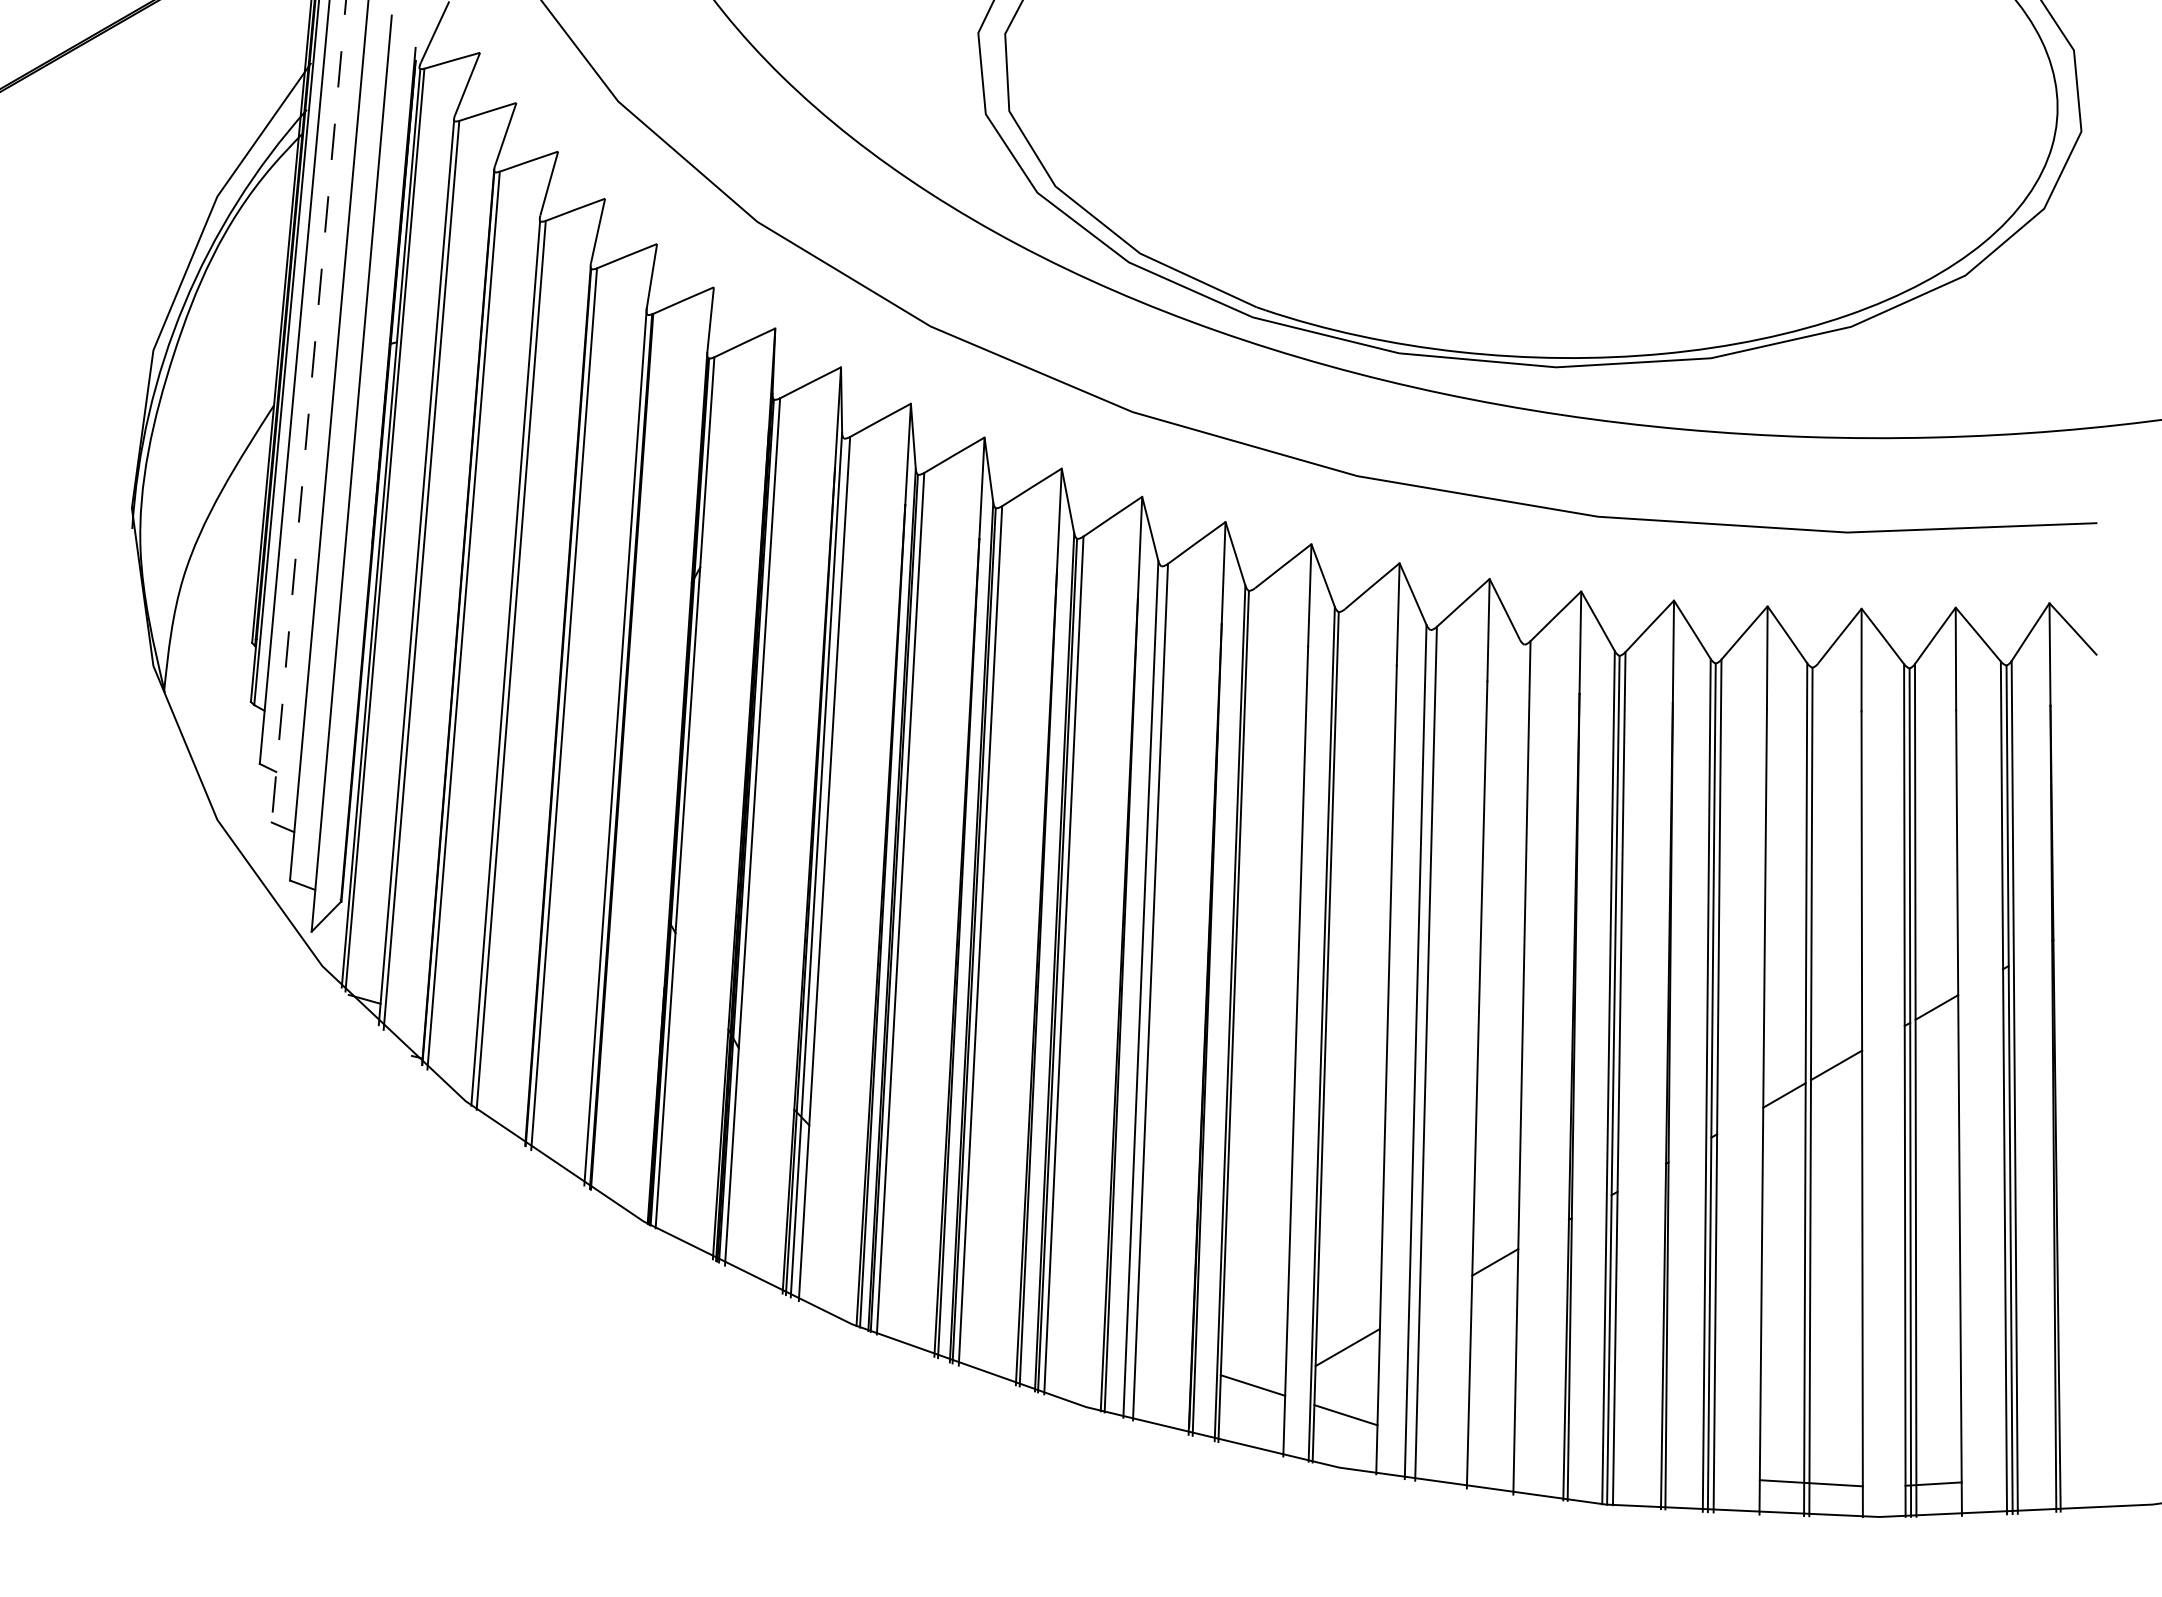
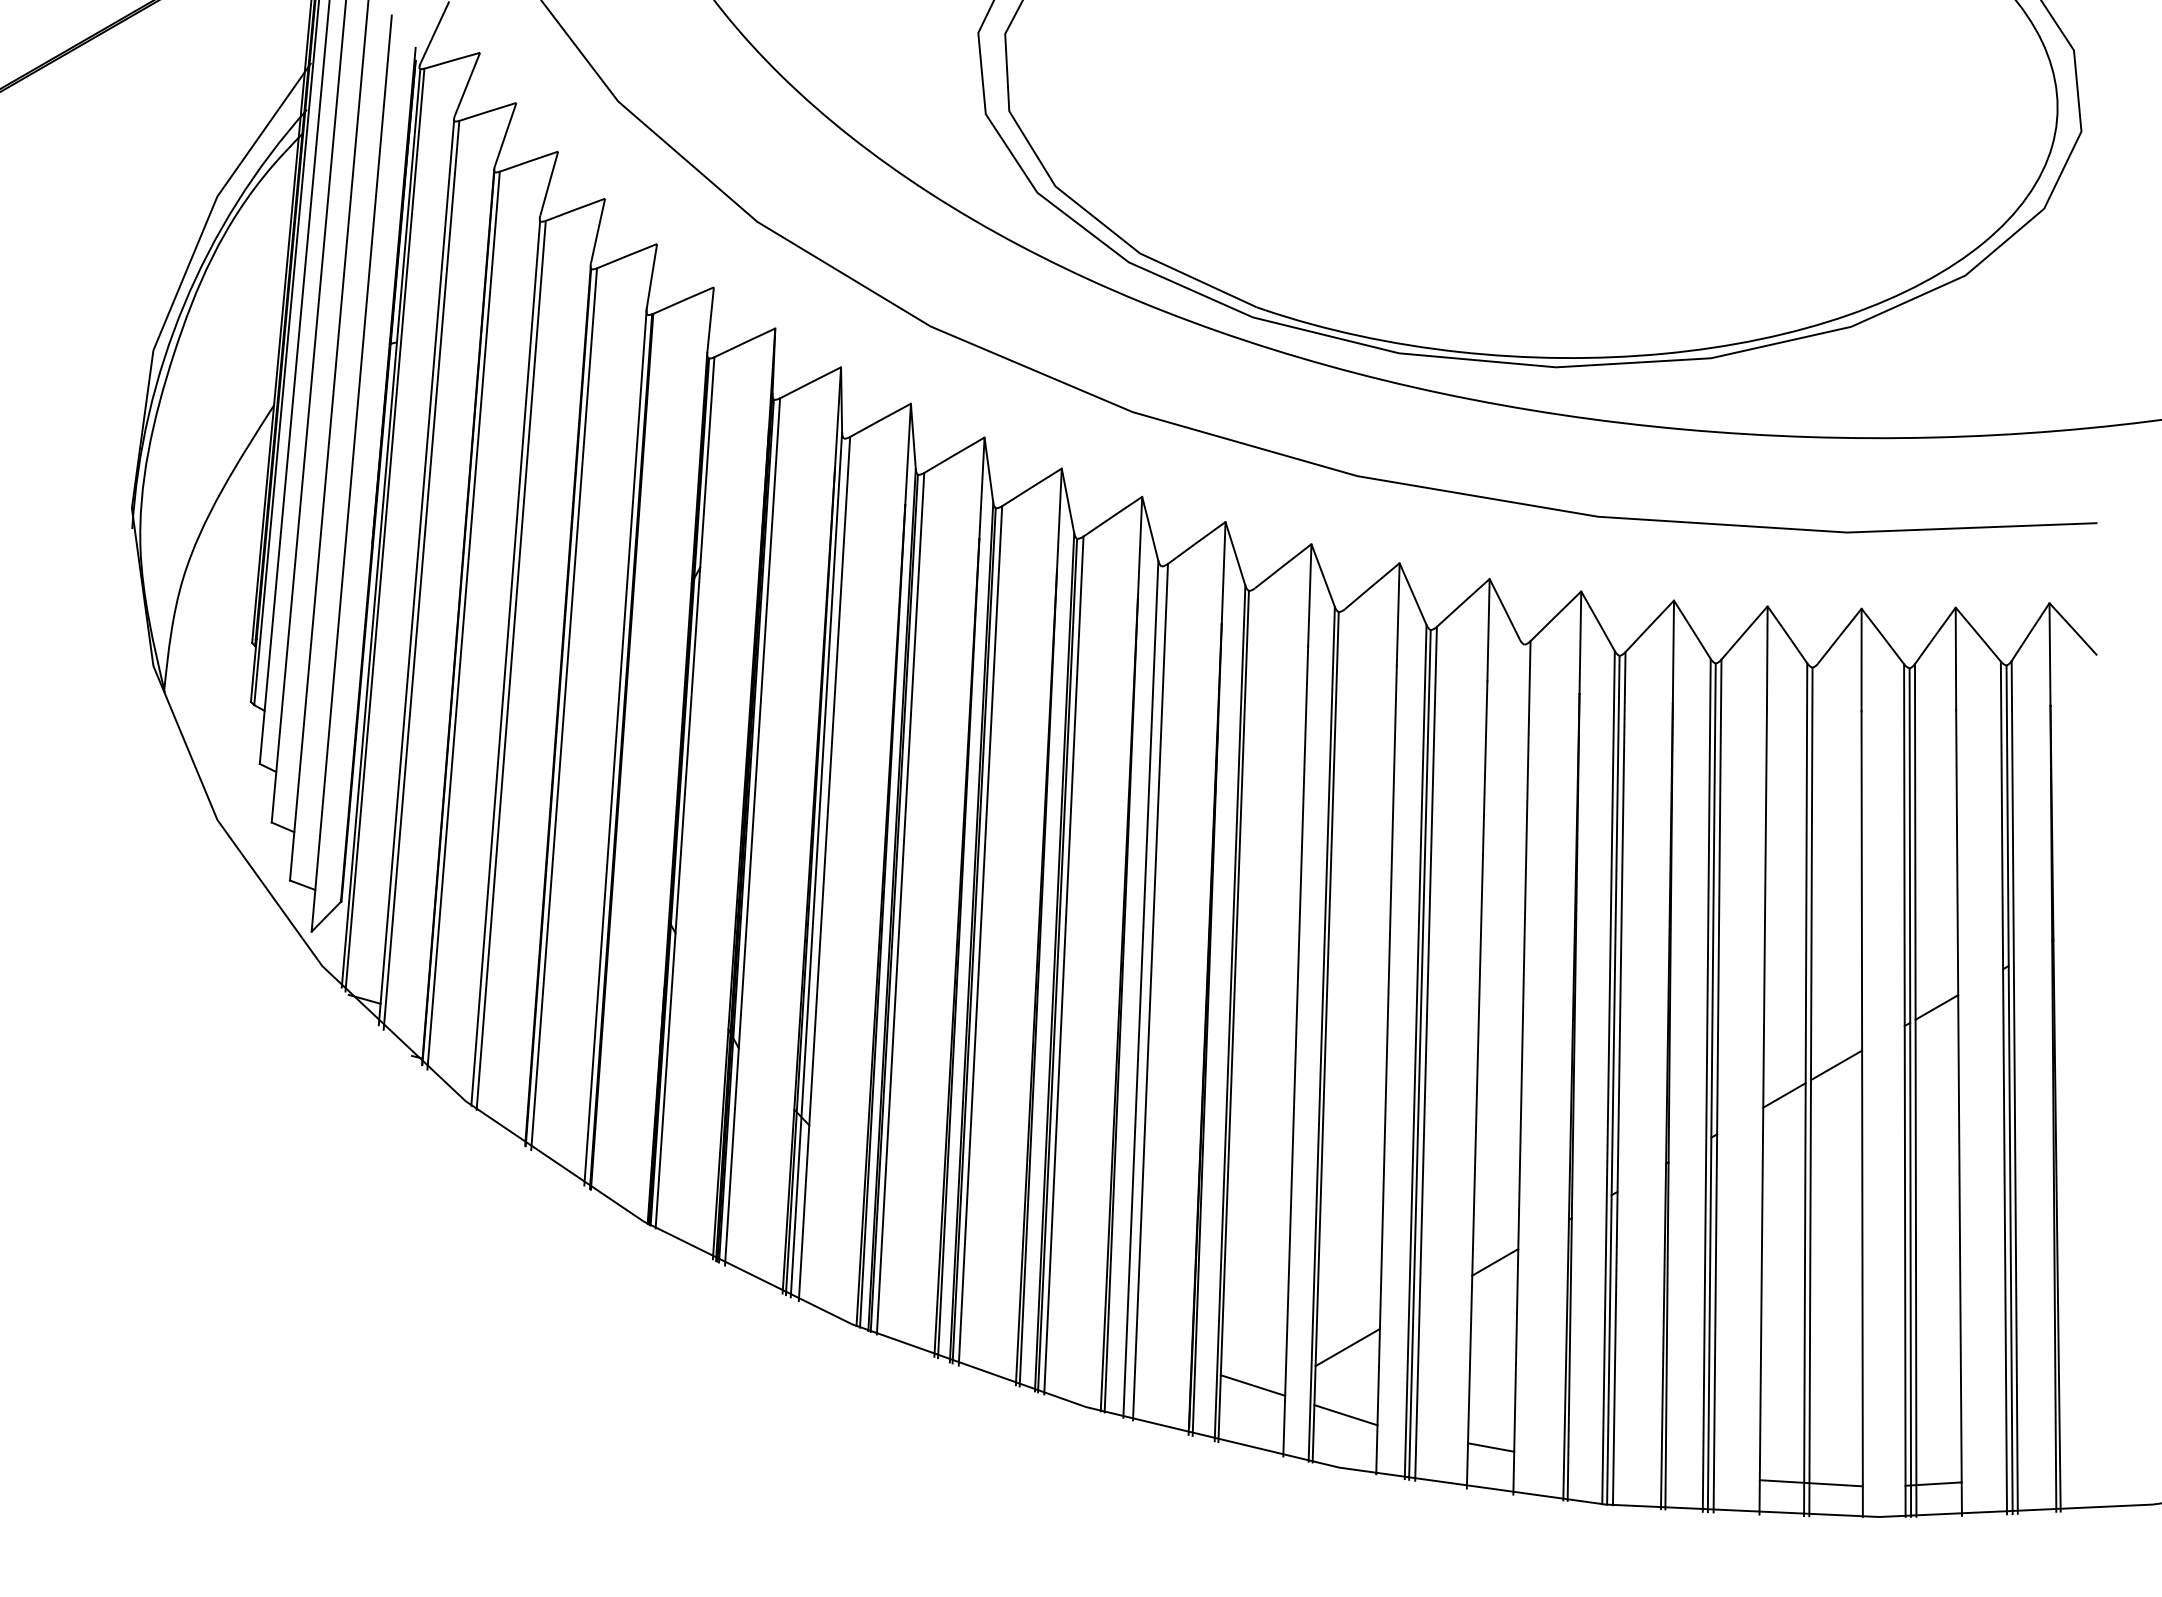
line: dashed -> solid (308, 411)
line: none -> present (1419, 1054)
line: none -> present (1491, 1447)
